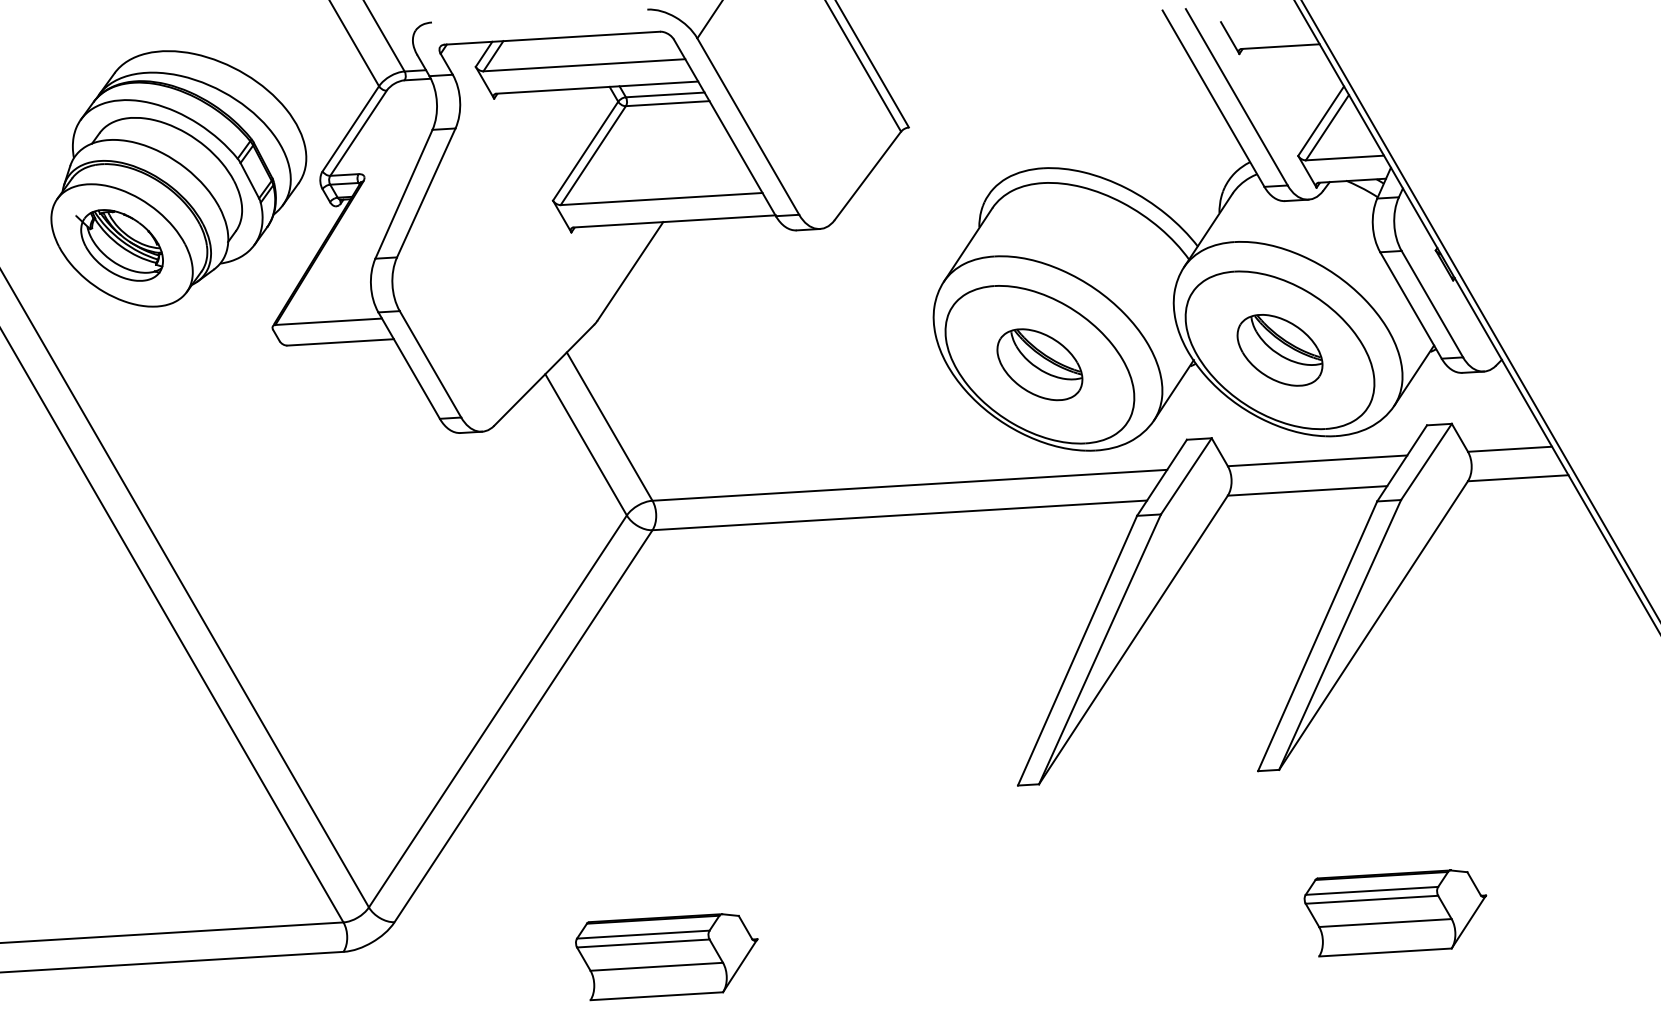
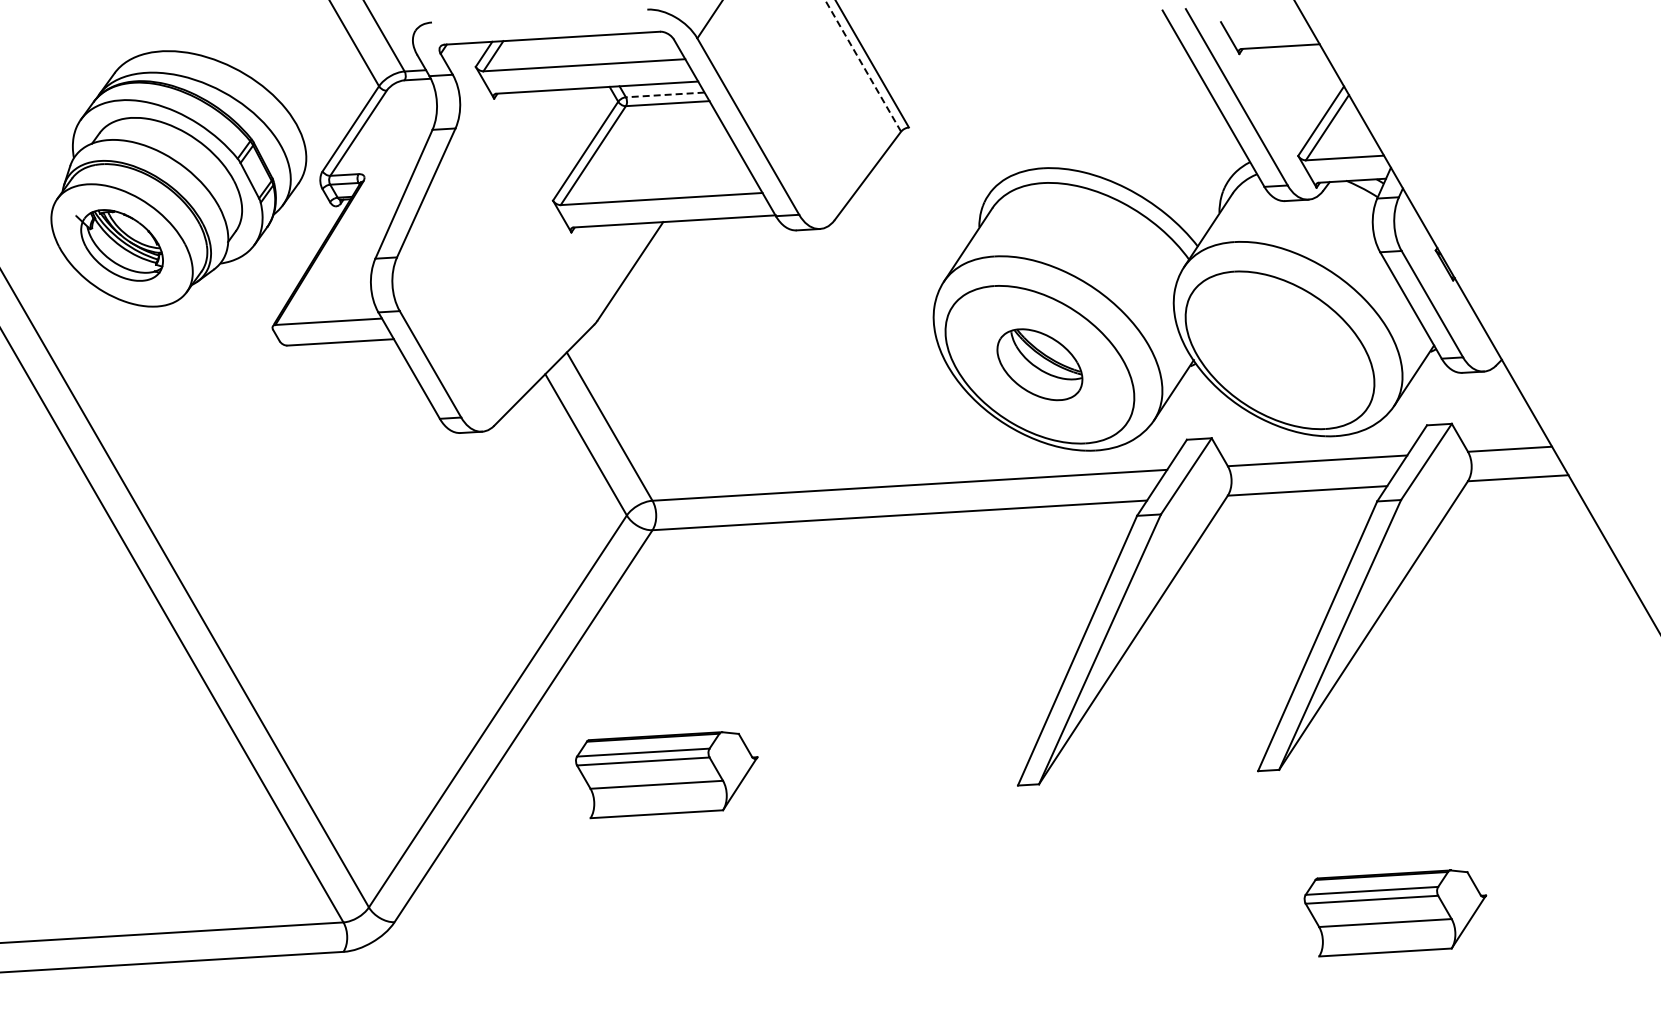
line: solid -> dashed (863, 65)
line: solid -> dashed (664, 94)
line: present -> none (1479, 309)
part: present -> none (1279, 350)
part position: (666, 957) -> (666, 775) (666, 775)
